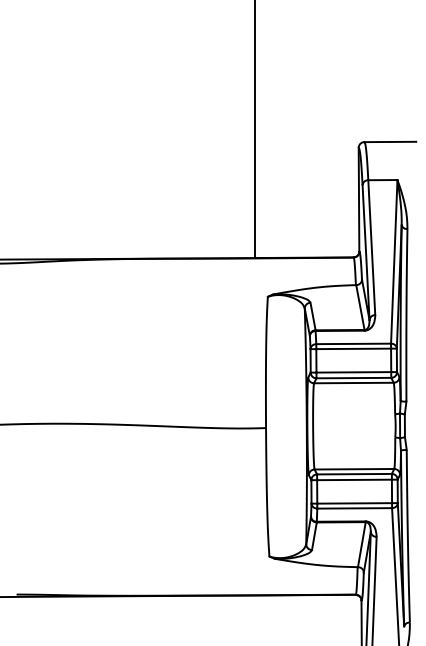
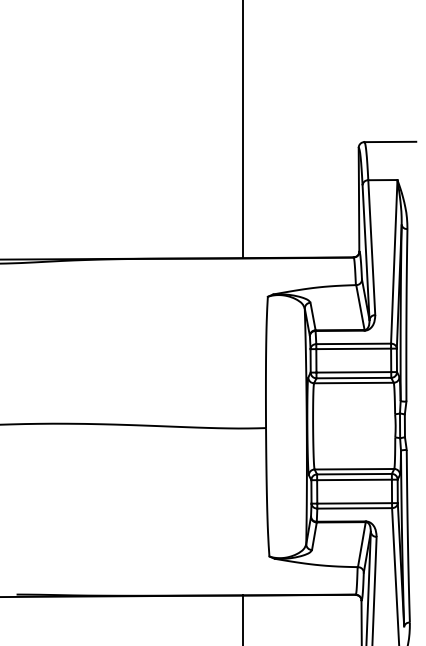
line position: (255, 130) -> (243, 130) (243, 130)
line: none -> present (243, 618)
